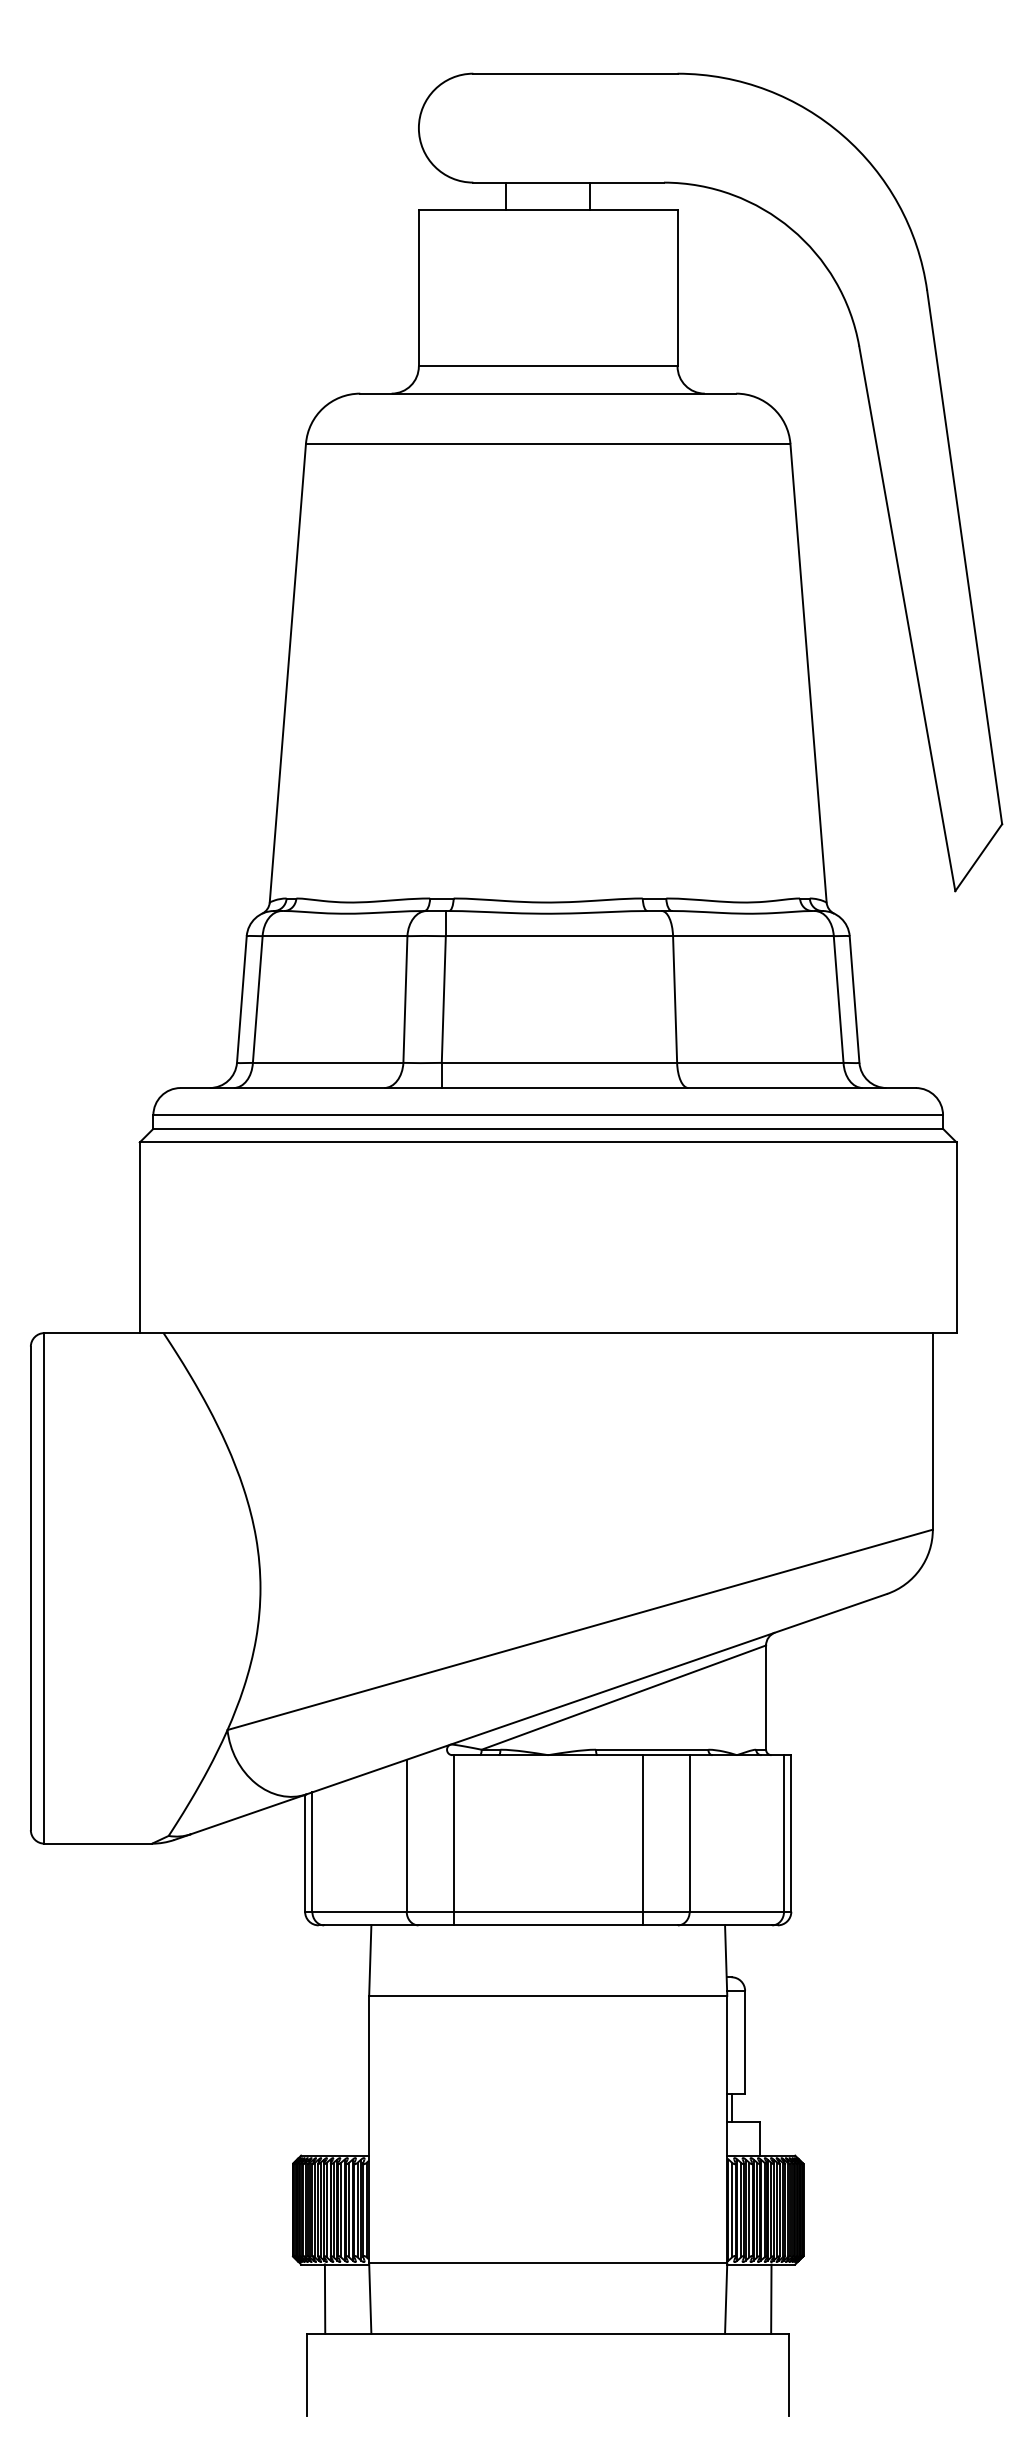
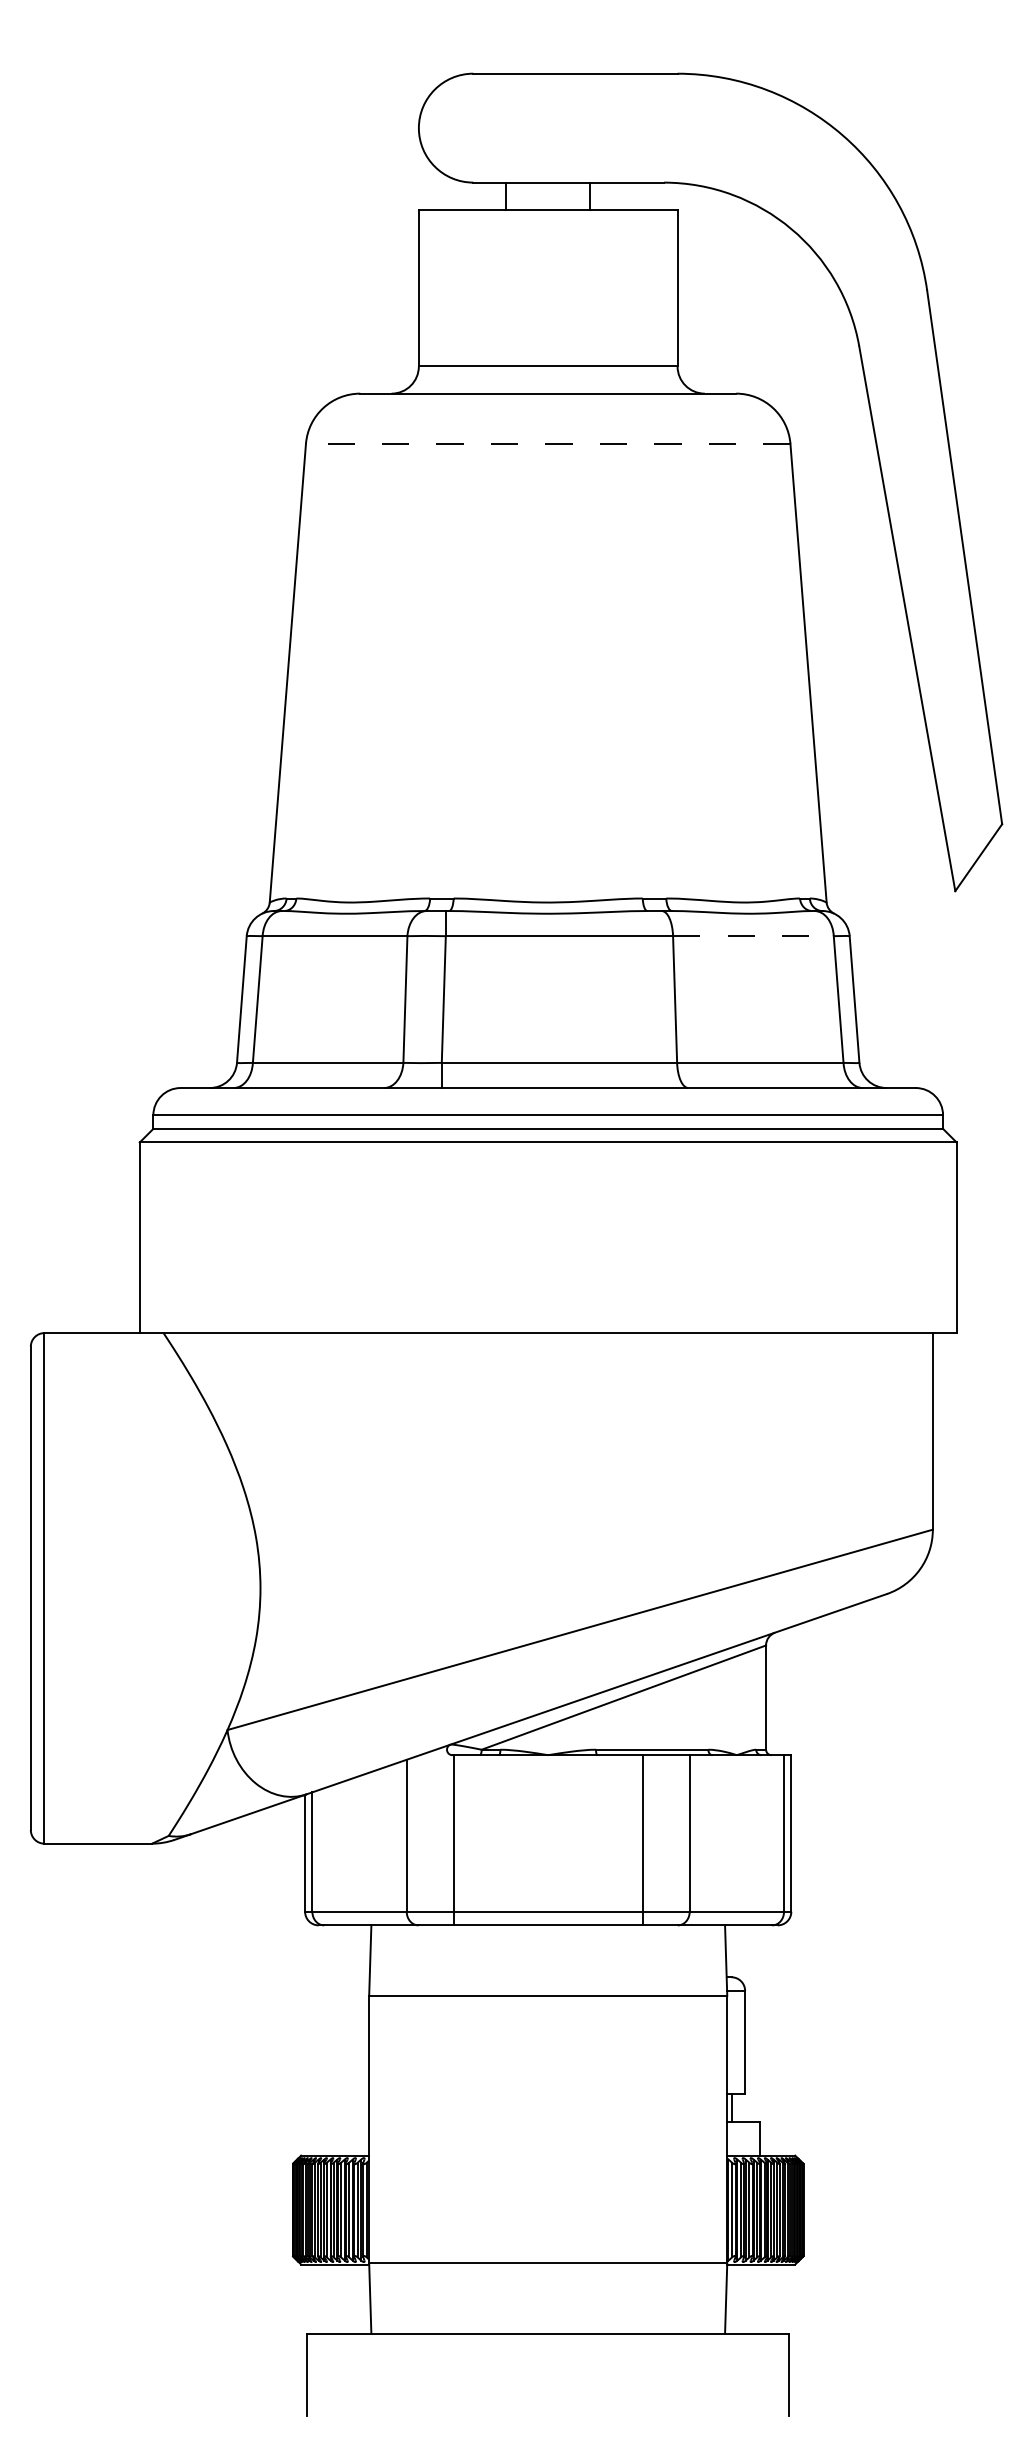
line: solid -> dashed (547, 443)
line: solid -> dashed (753, 936)
line: present -> none (324, 2298)
line: present -> none (771, 2298)
